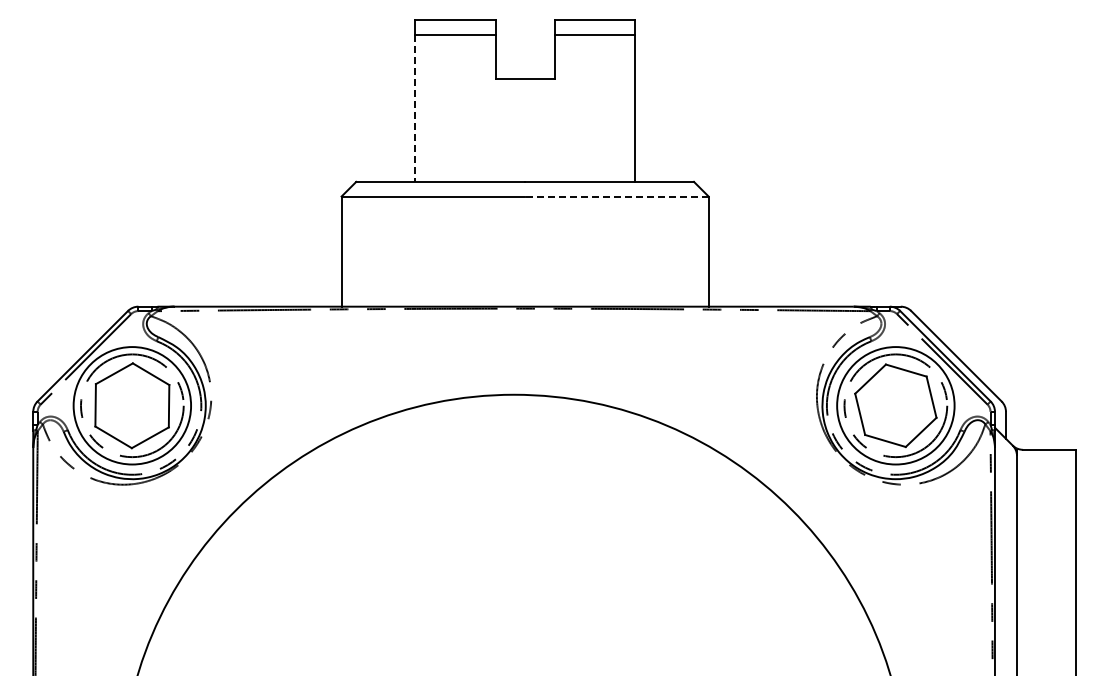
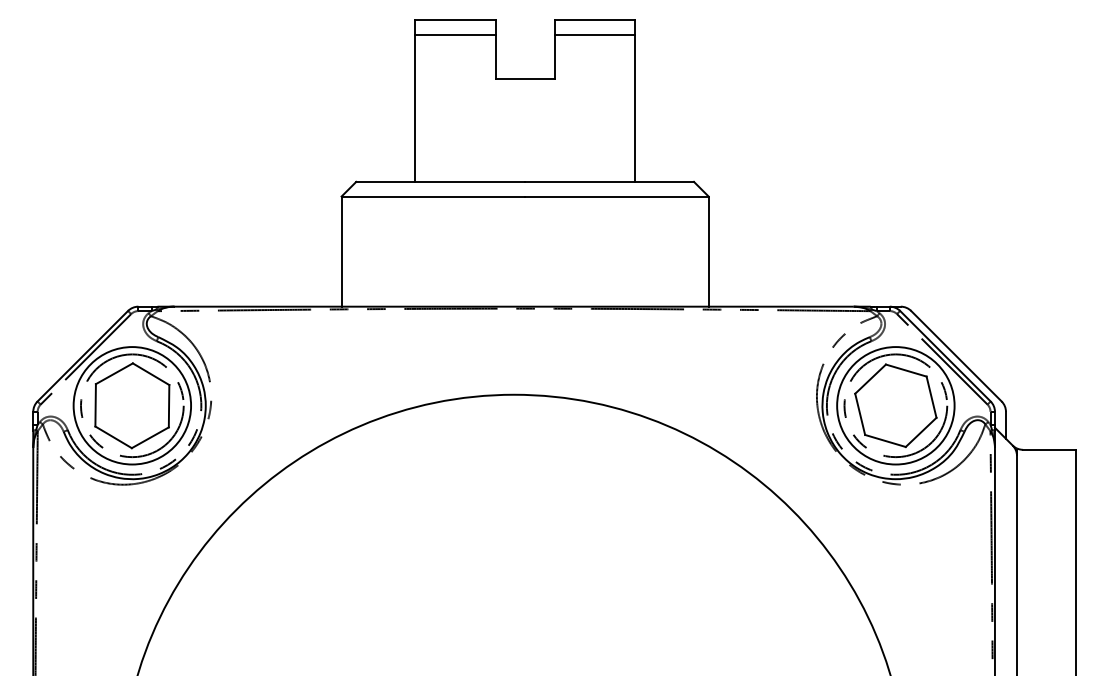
line: dashed -> solid (415, 108)
line: dashed -> solid (616, 196)
